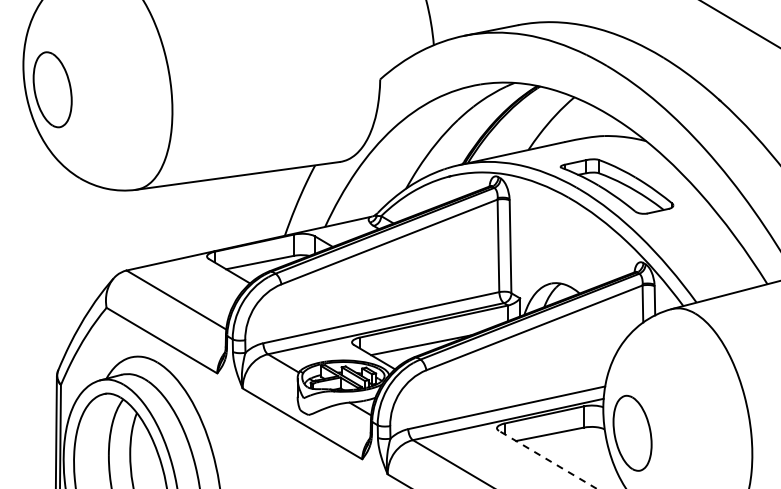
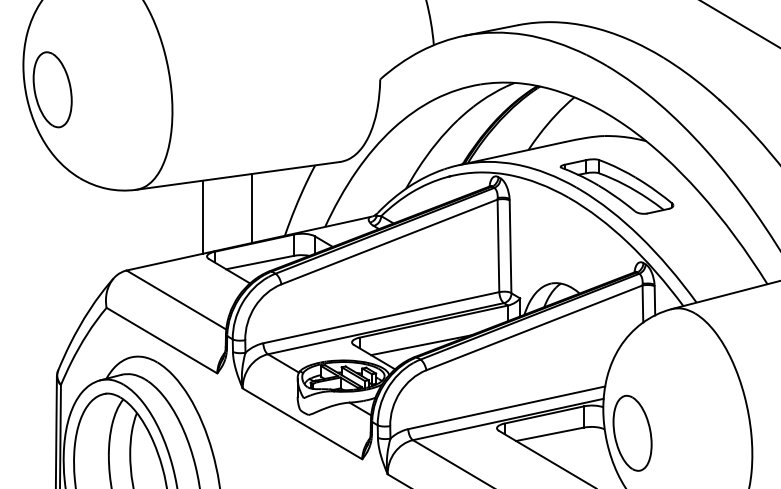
line: none -> present (251, 208)
line: none -> present (203, 216)
line: dashed -> solid (547, 459)
